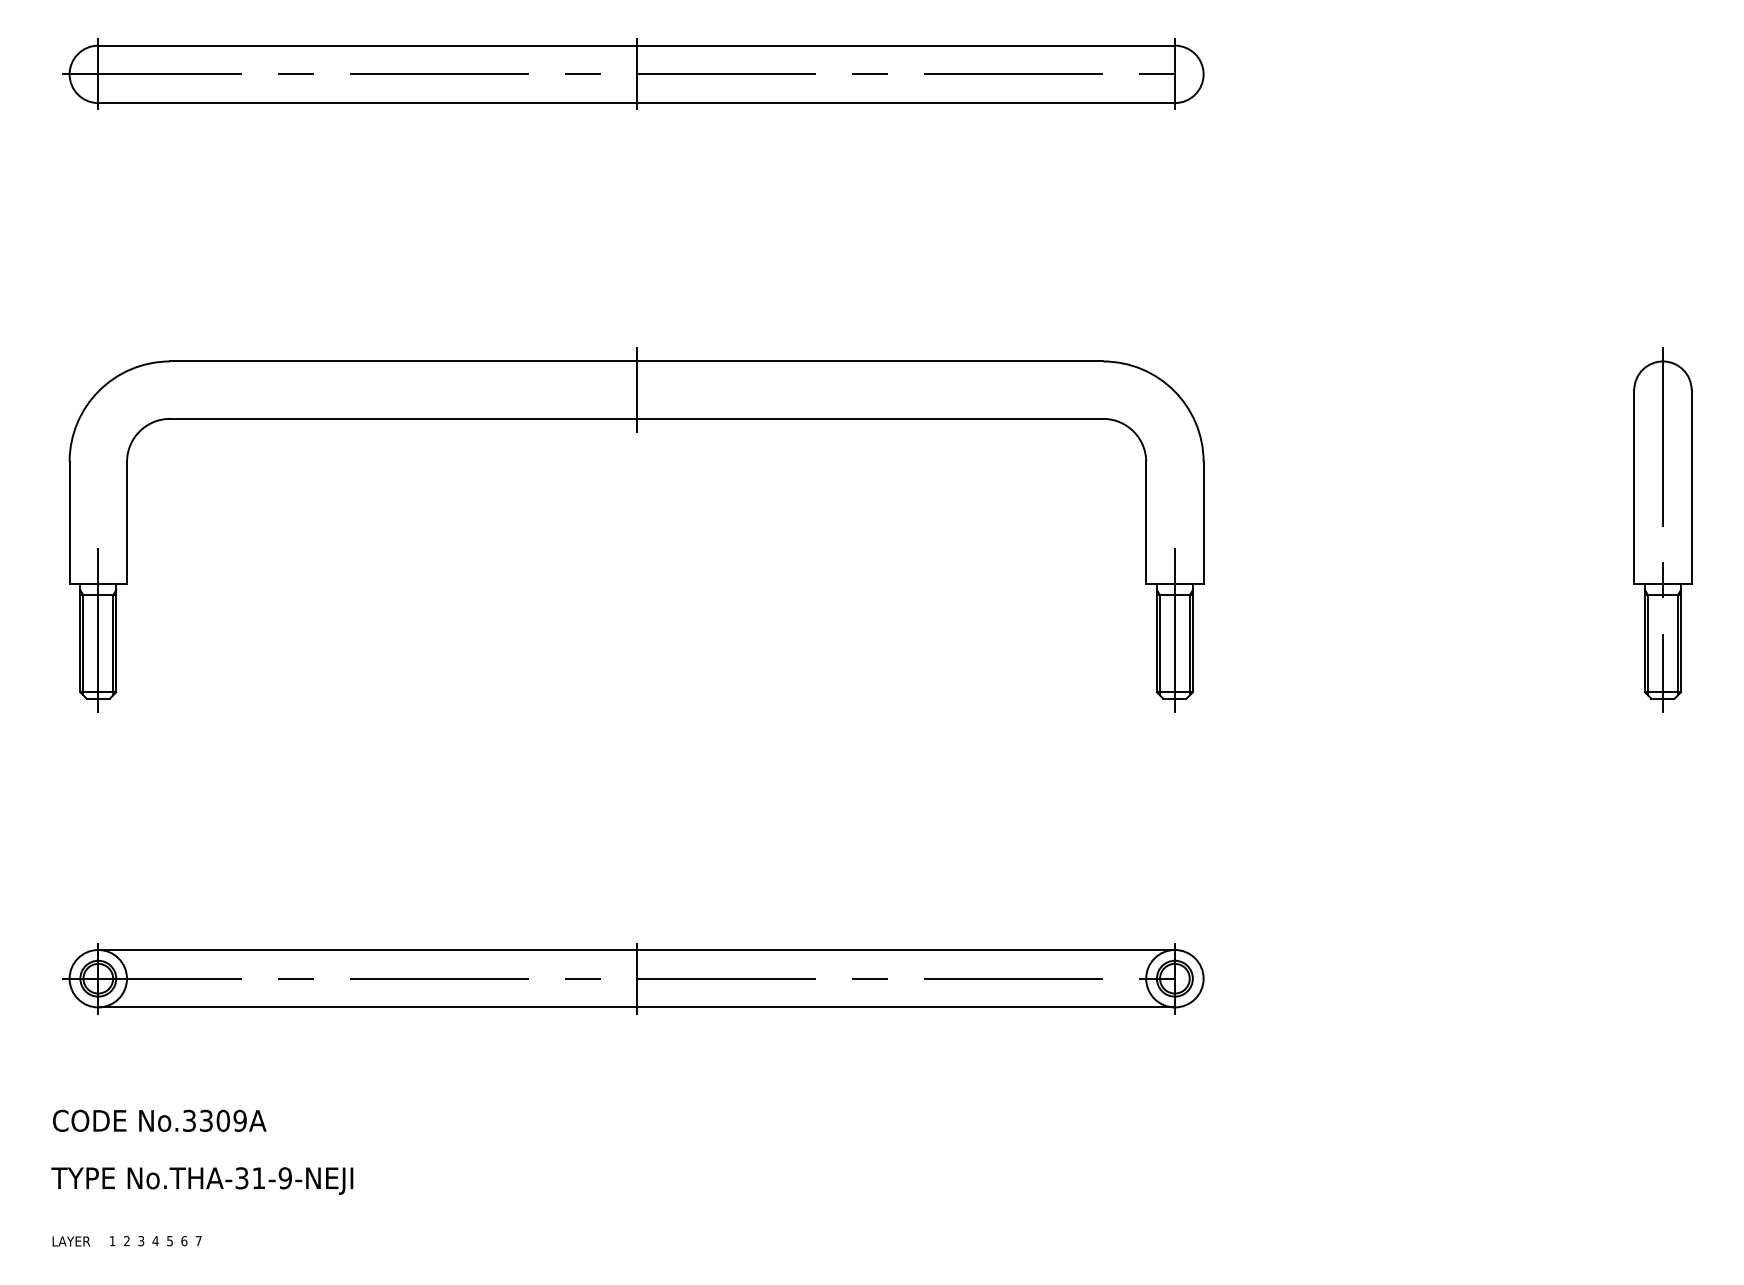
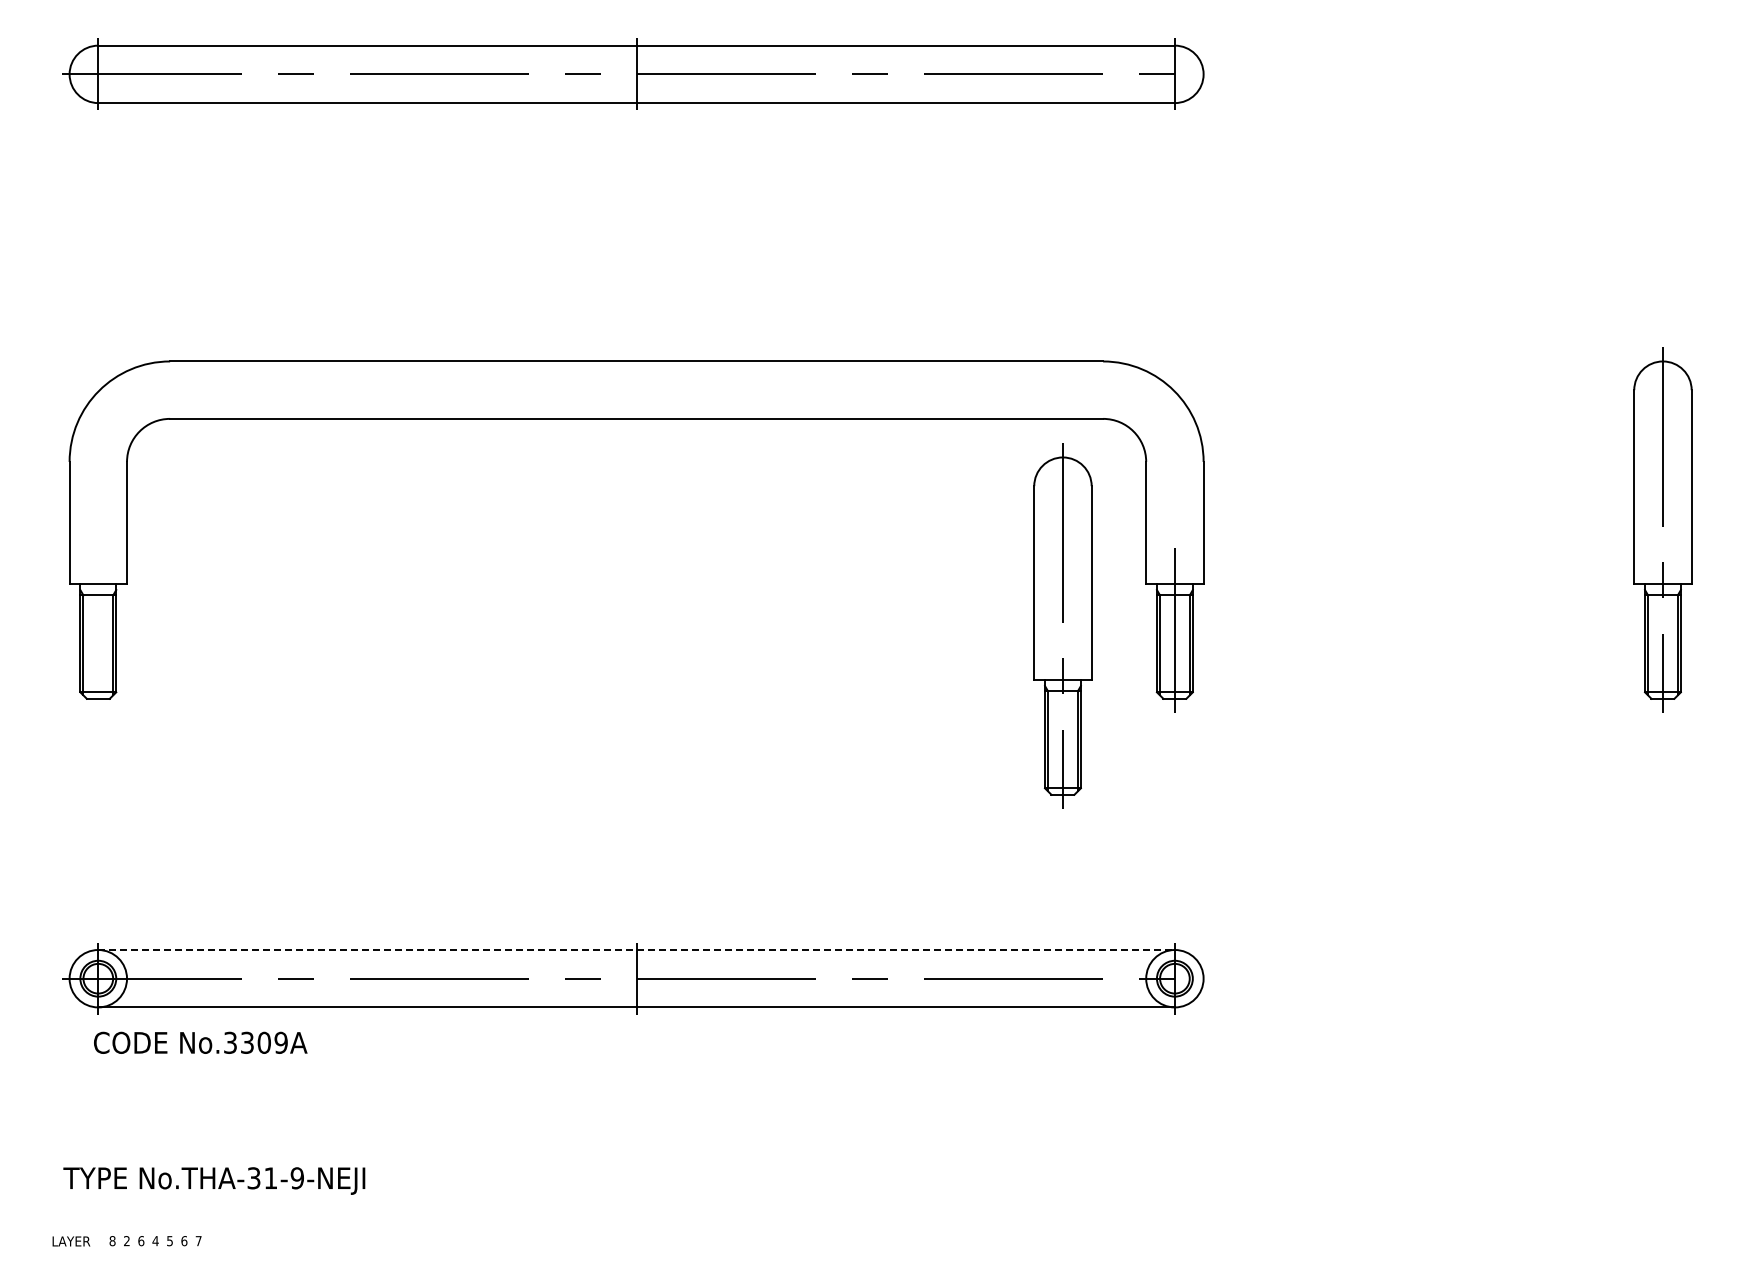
line: present -> none (636, 390)
part: none -> present (1062, 625)
line: present -> none (98, 630)
line: solid -> dashed (637, 950)
text position: (159, 1120) -> (200, 1042) (200, 1042)
text position: (202, 1180) -> (214, 1180) (214, 1180)
text: 1 -> 8 (112, 1241)
text: 3 -> 6 (141, 1241)
